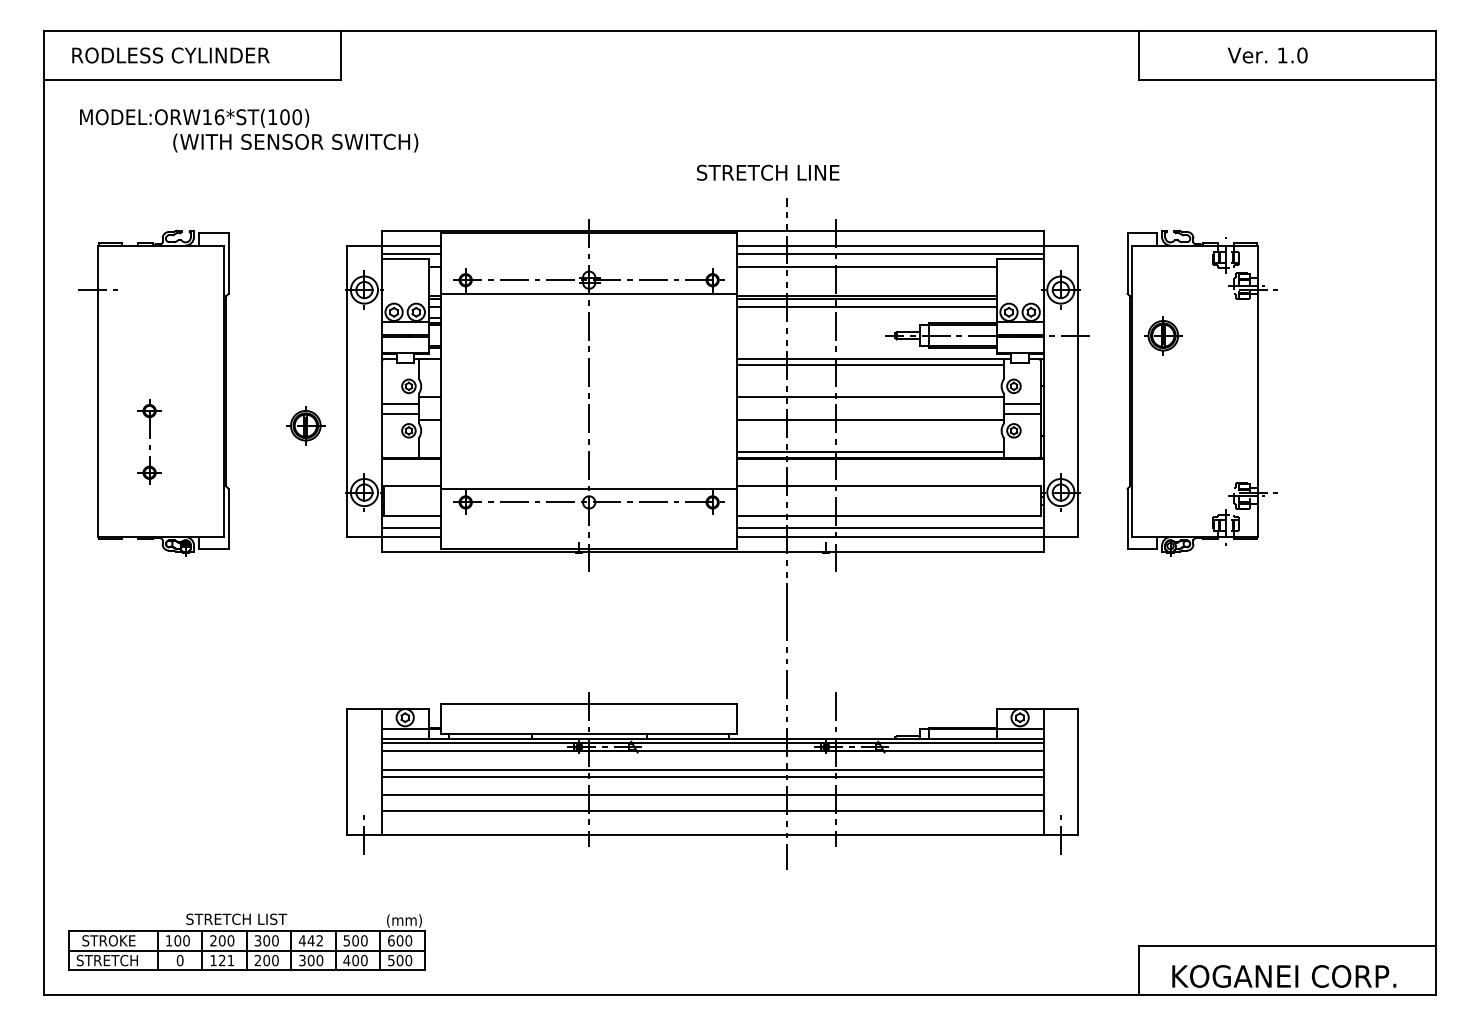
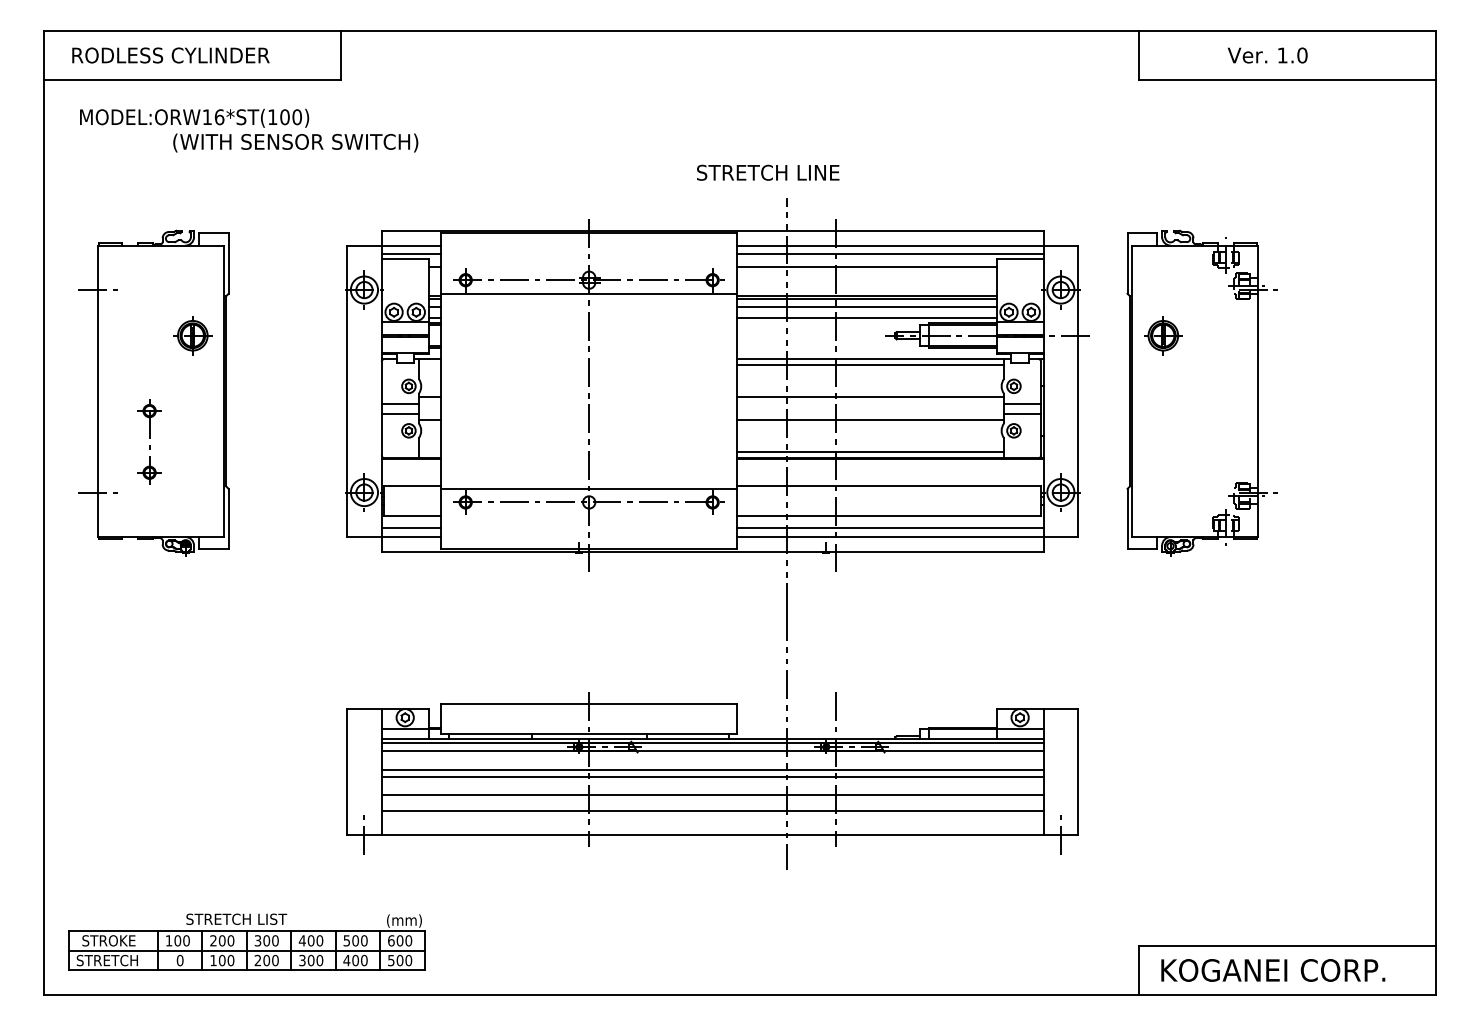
line: none -> present (866, 317)
part position: (305, 425) -> (192, 335) (192, 335)
line: none -> present (97, 492)
text: 442 -> 400 (315, 940)
text: 121 -> 100 (226, 960)
text position: (1284, 976) -> (1273, 970) (1273, 970)
